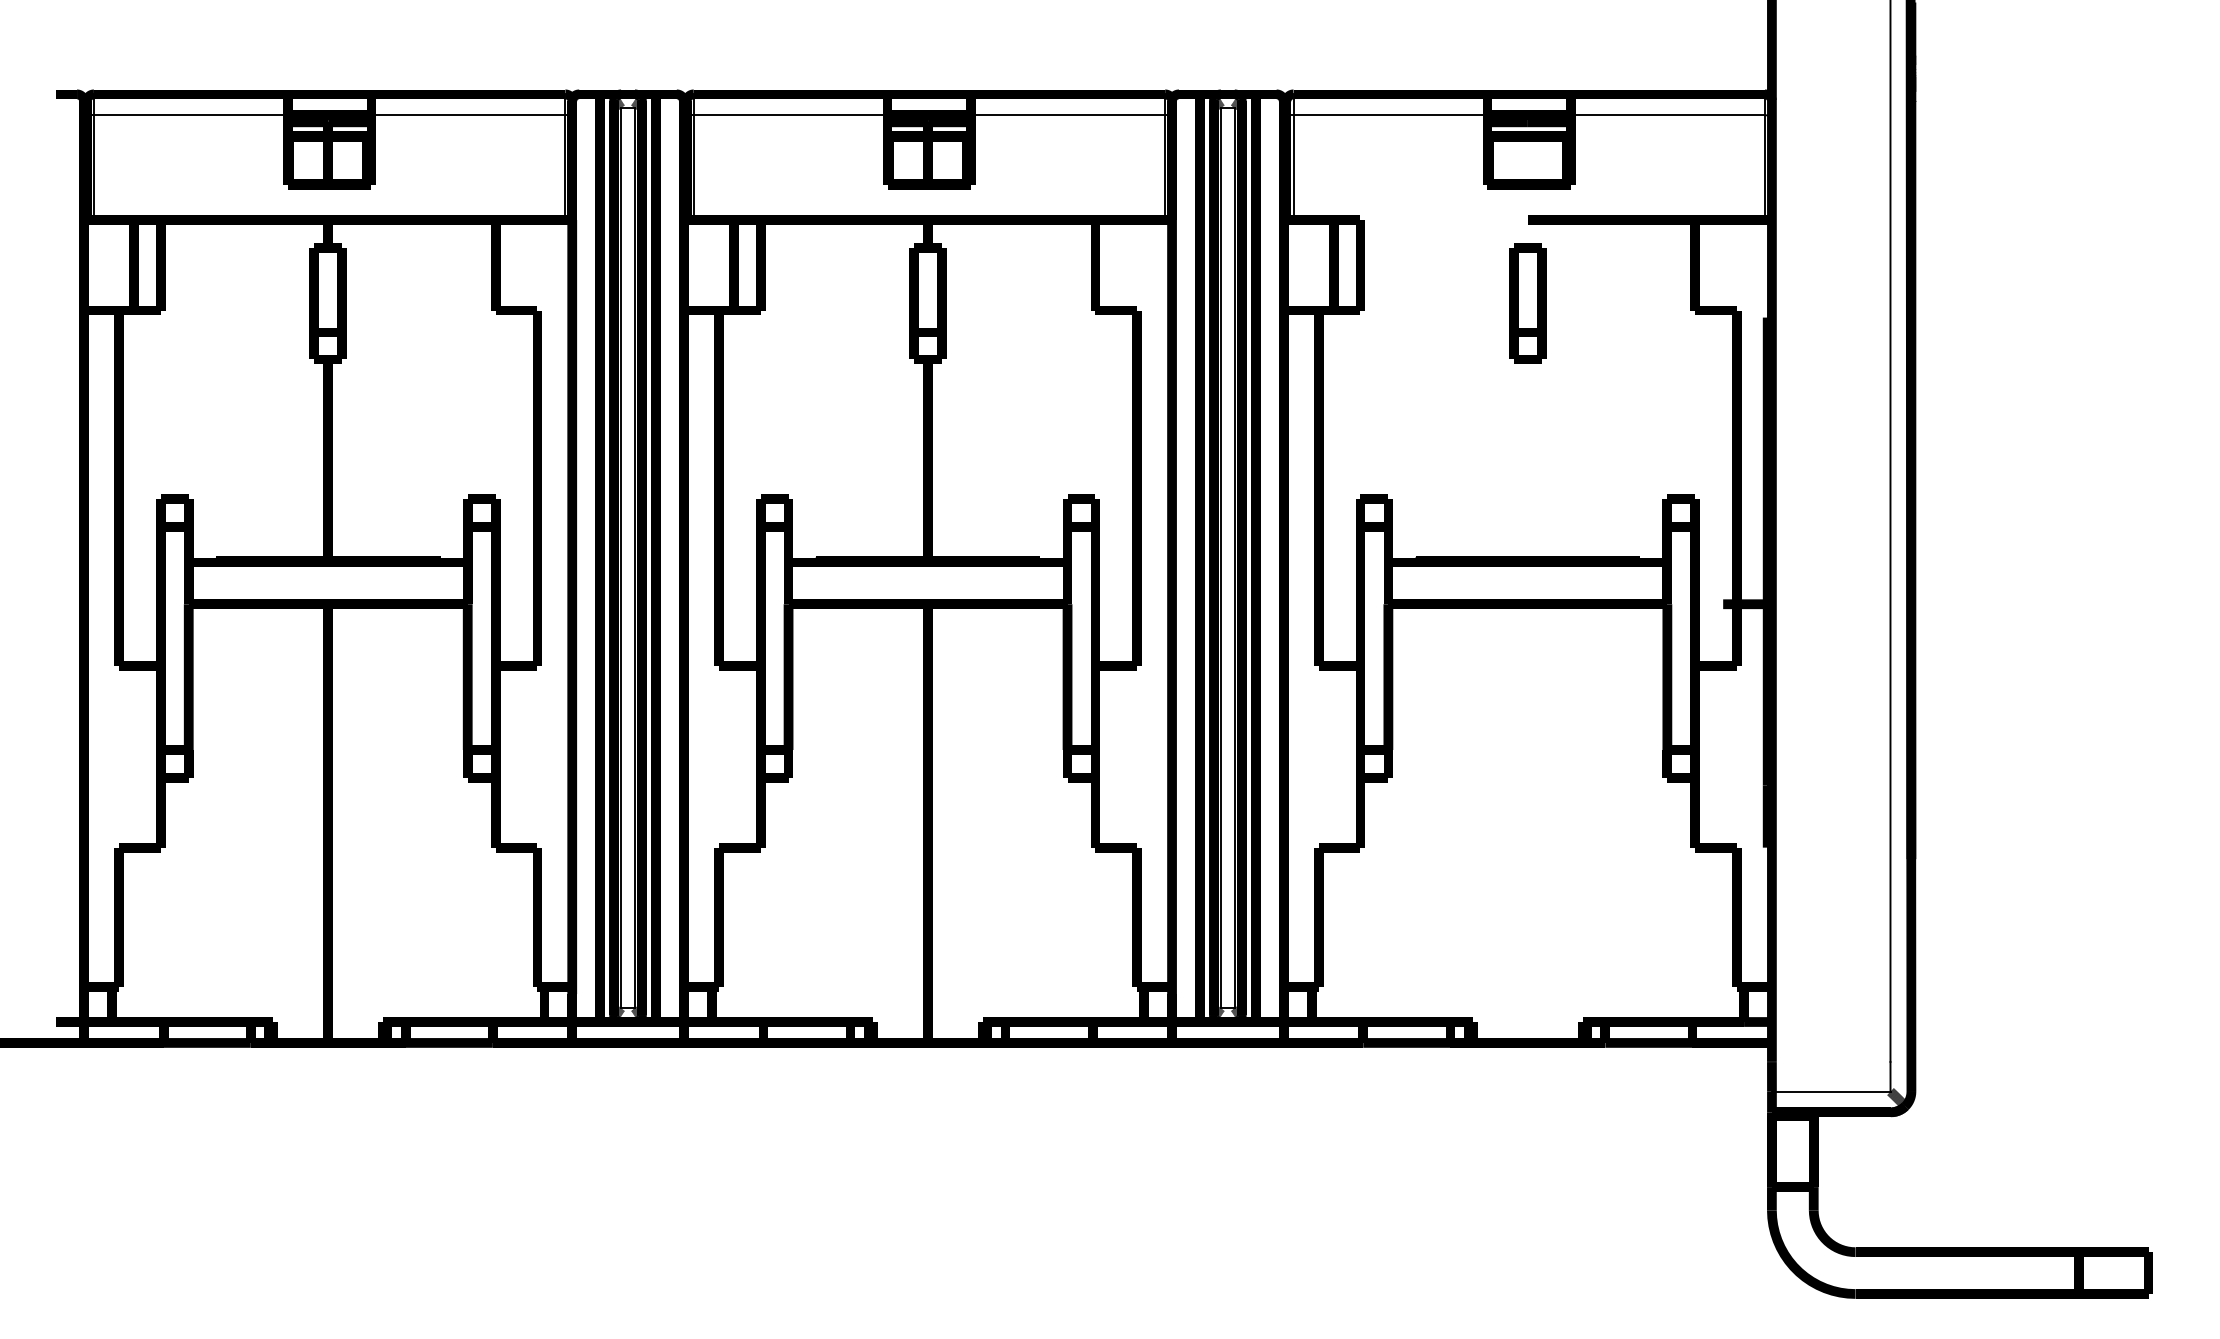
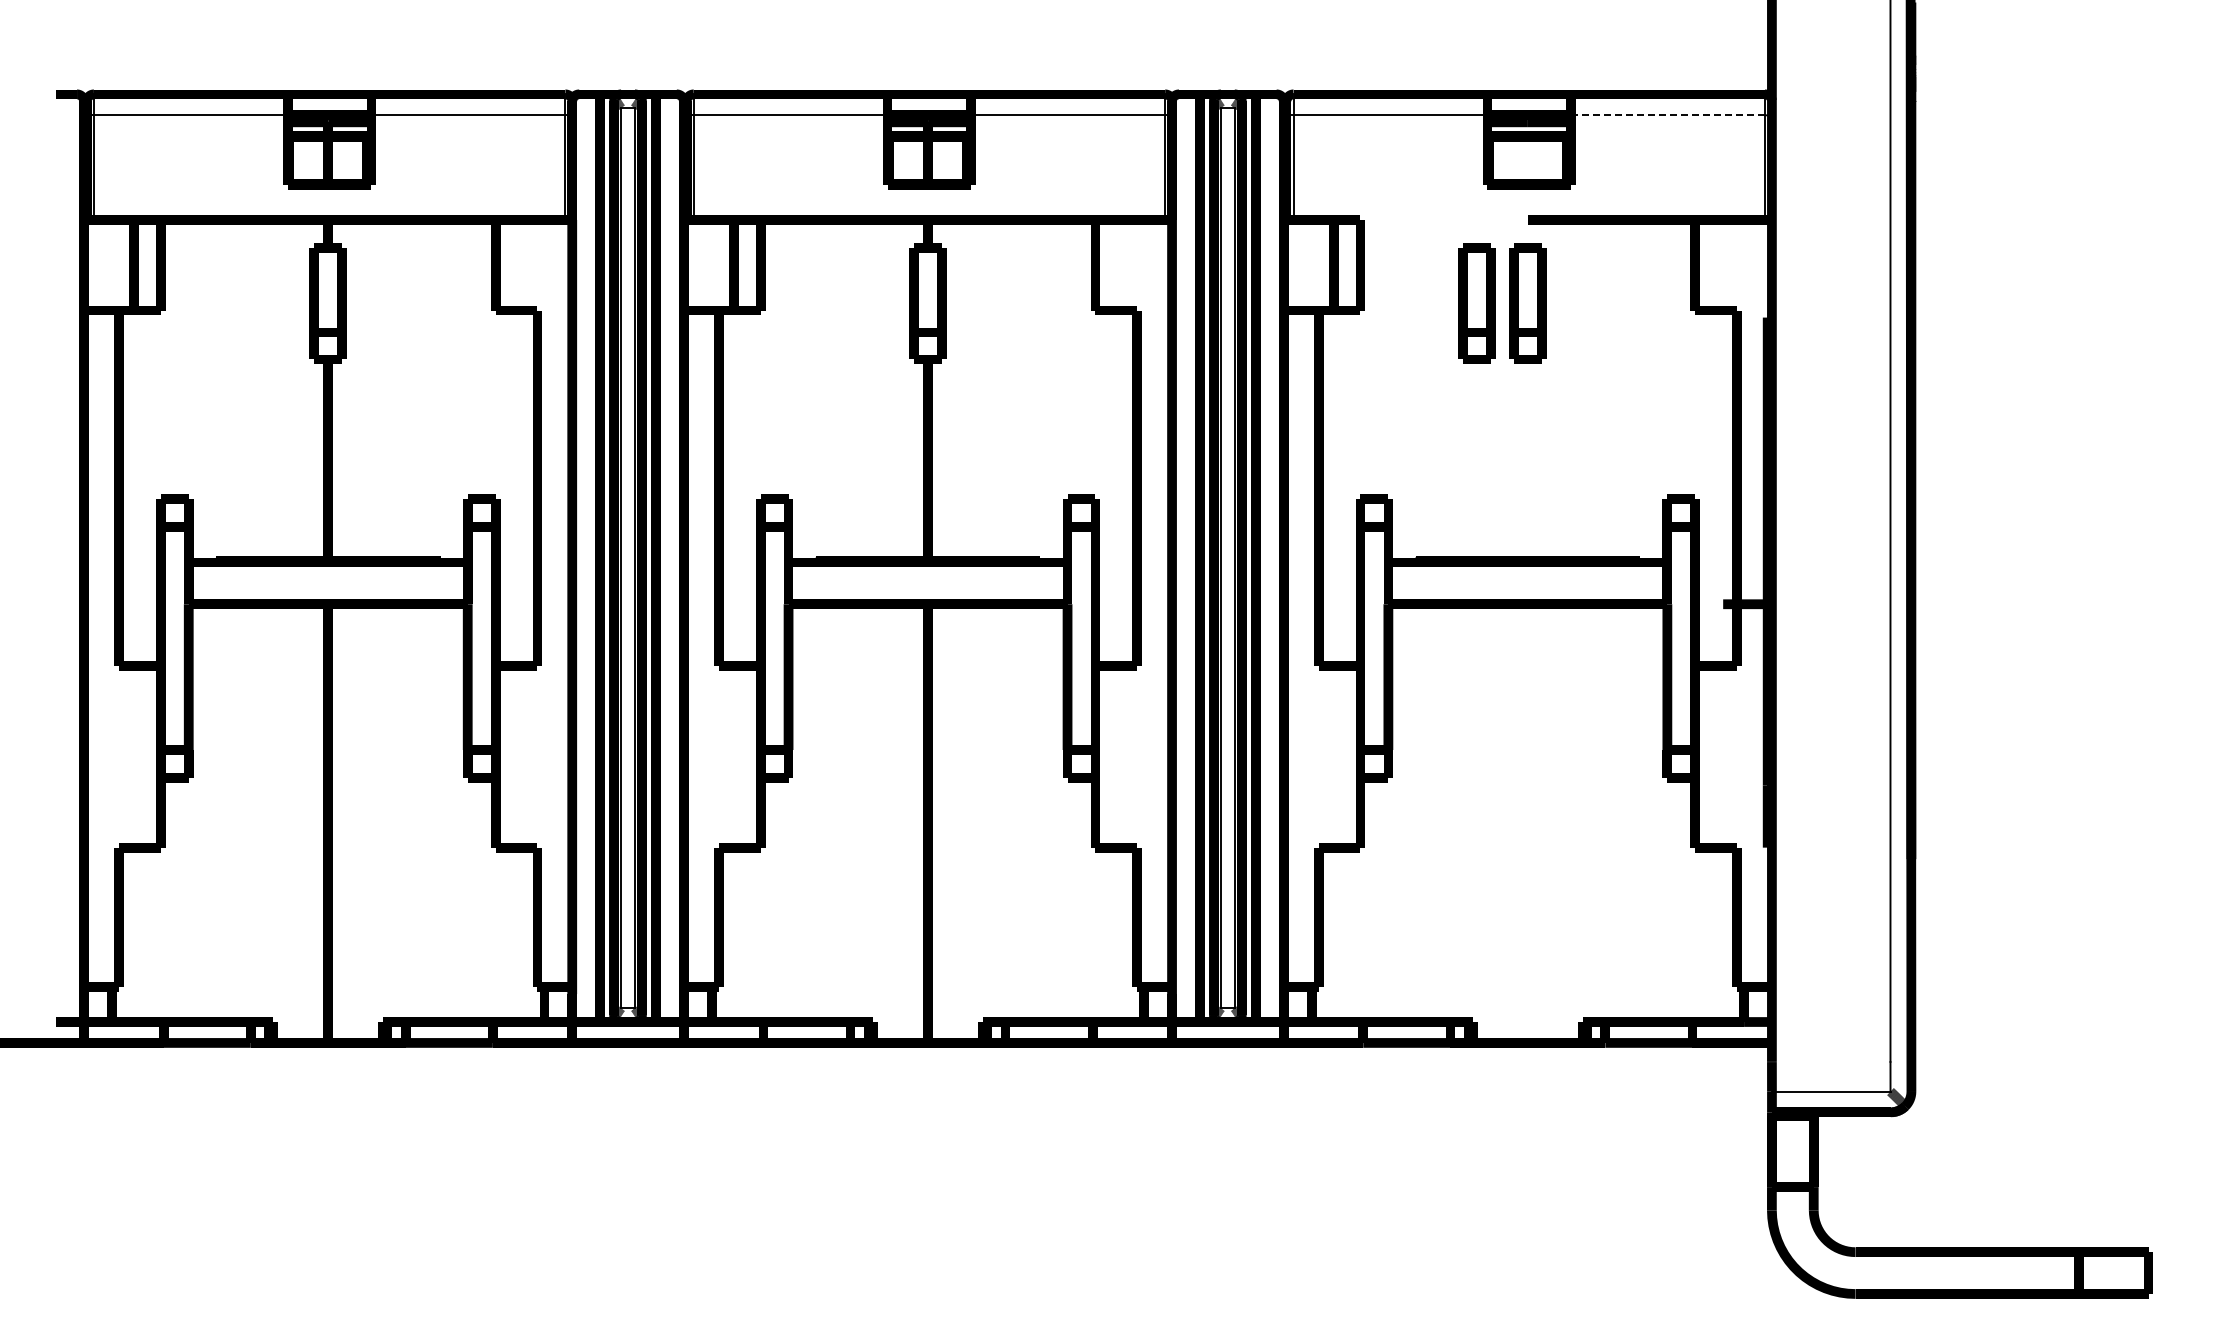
line: solid -> dashed (1668, 115)
part: none -> present (1476, 303)
